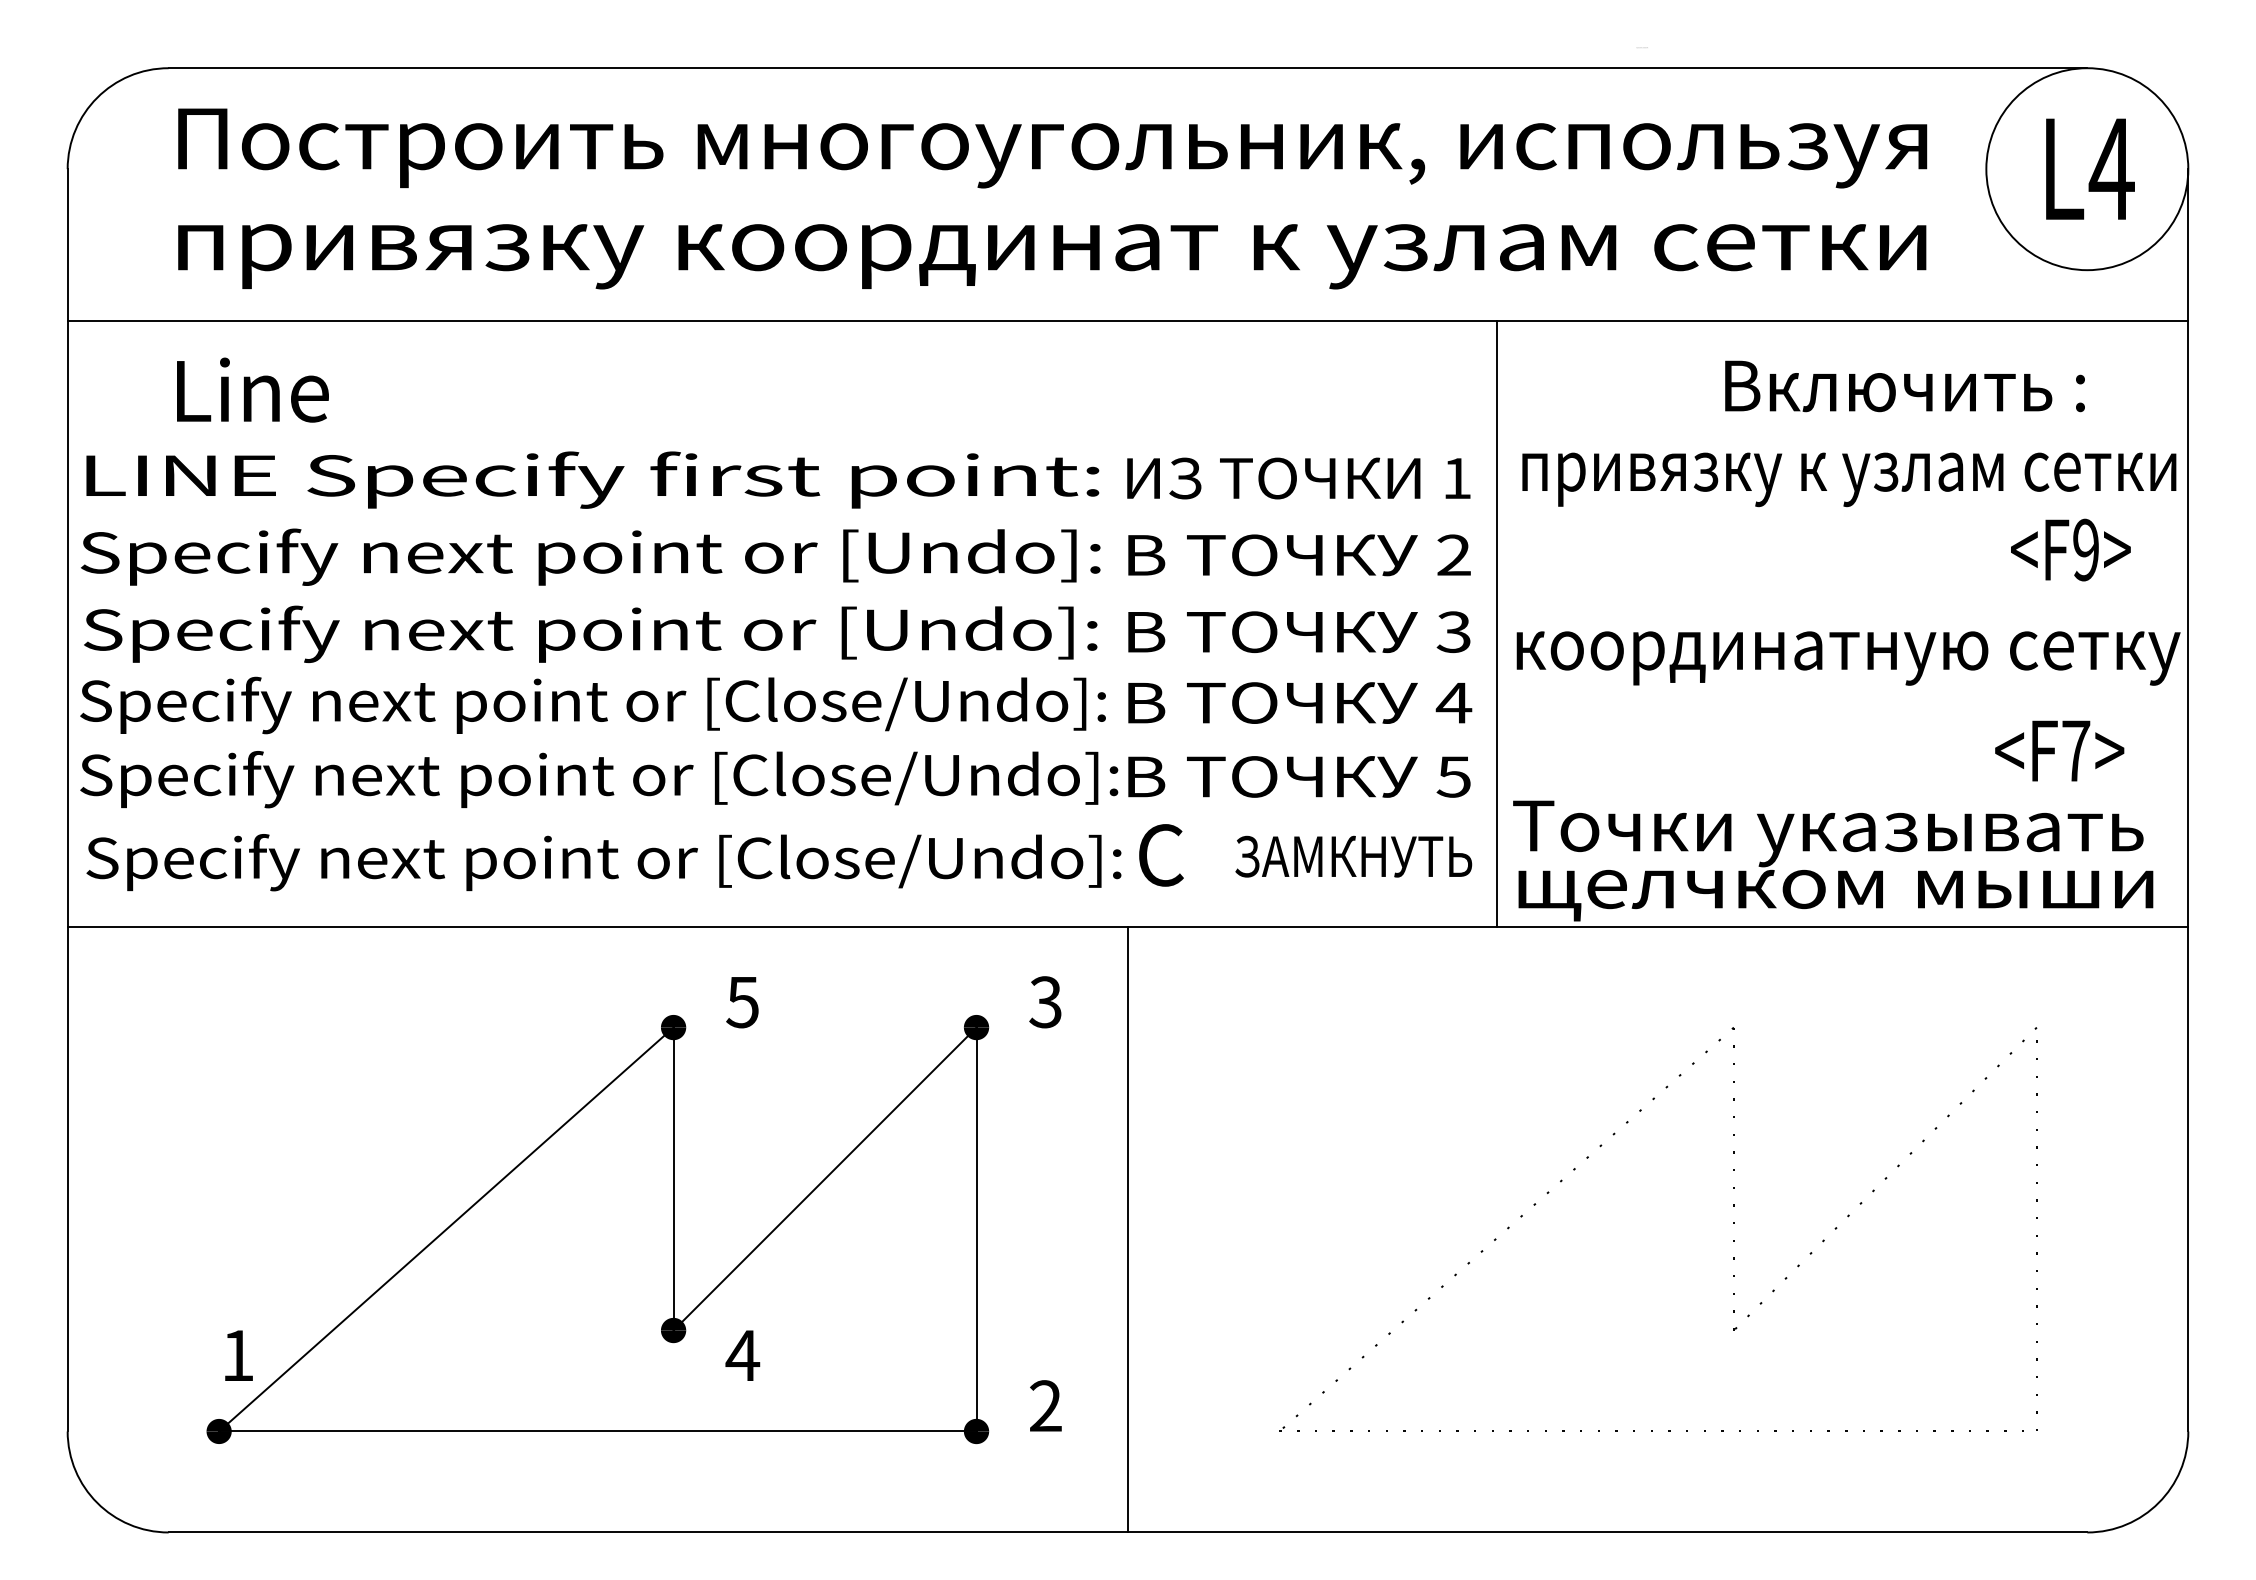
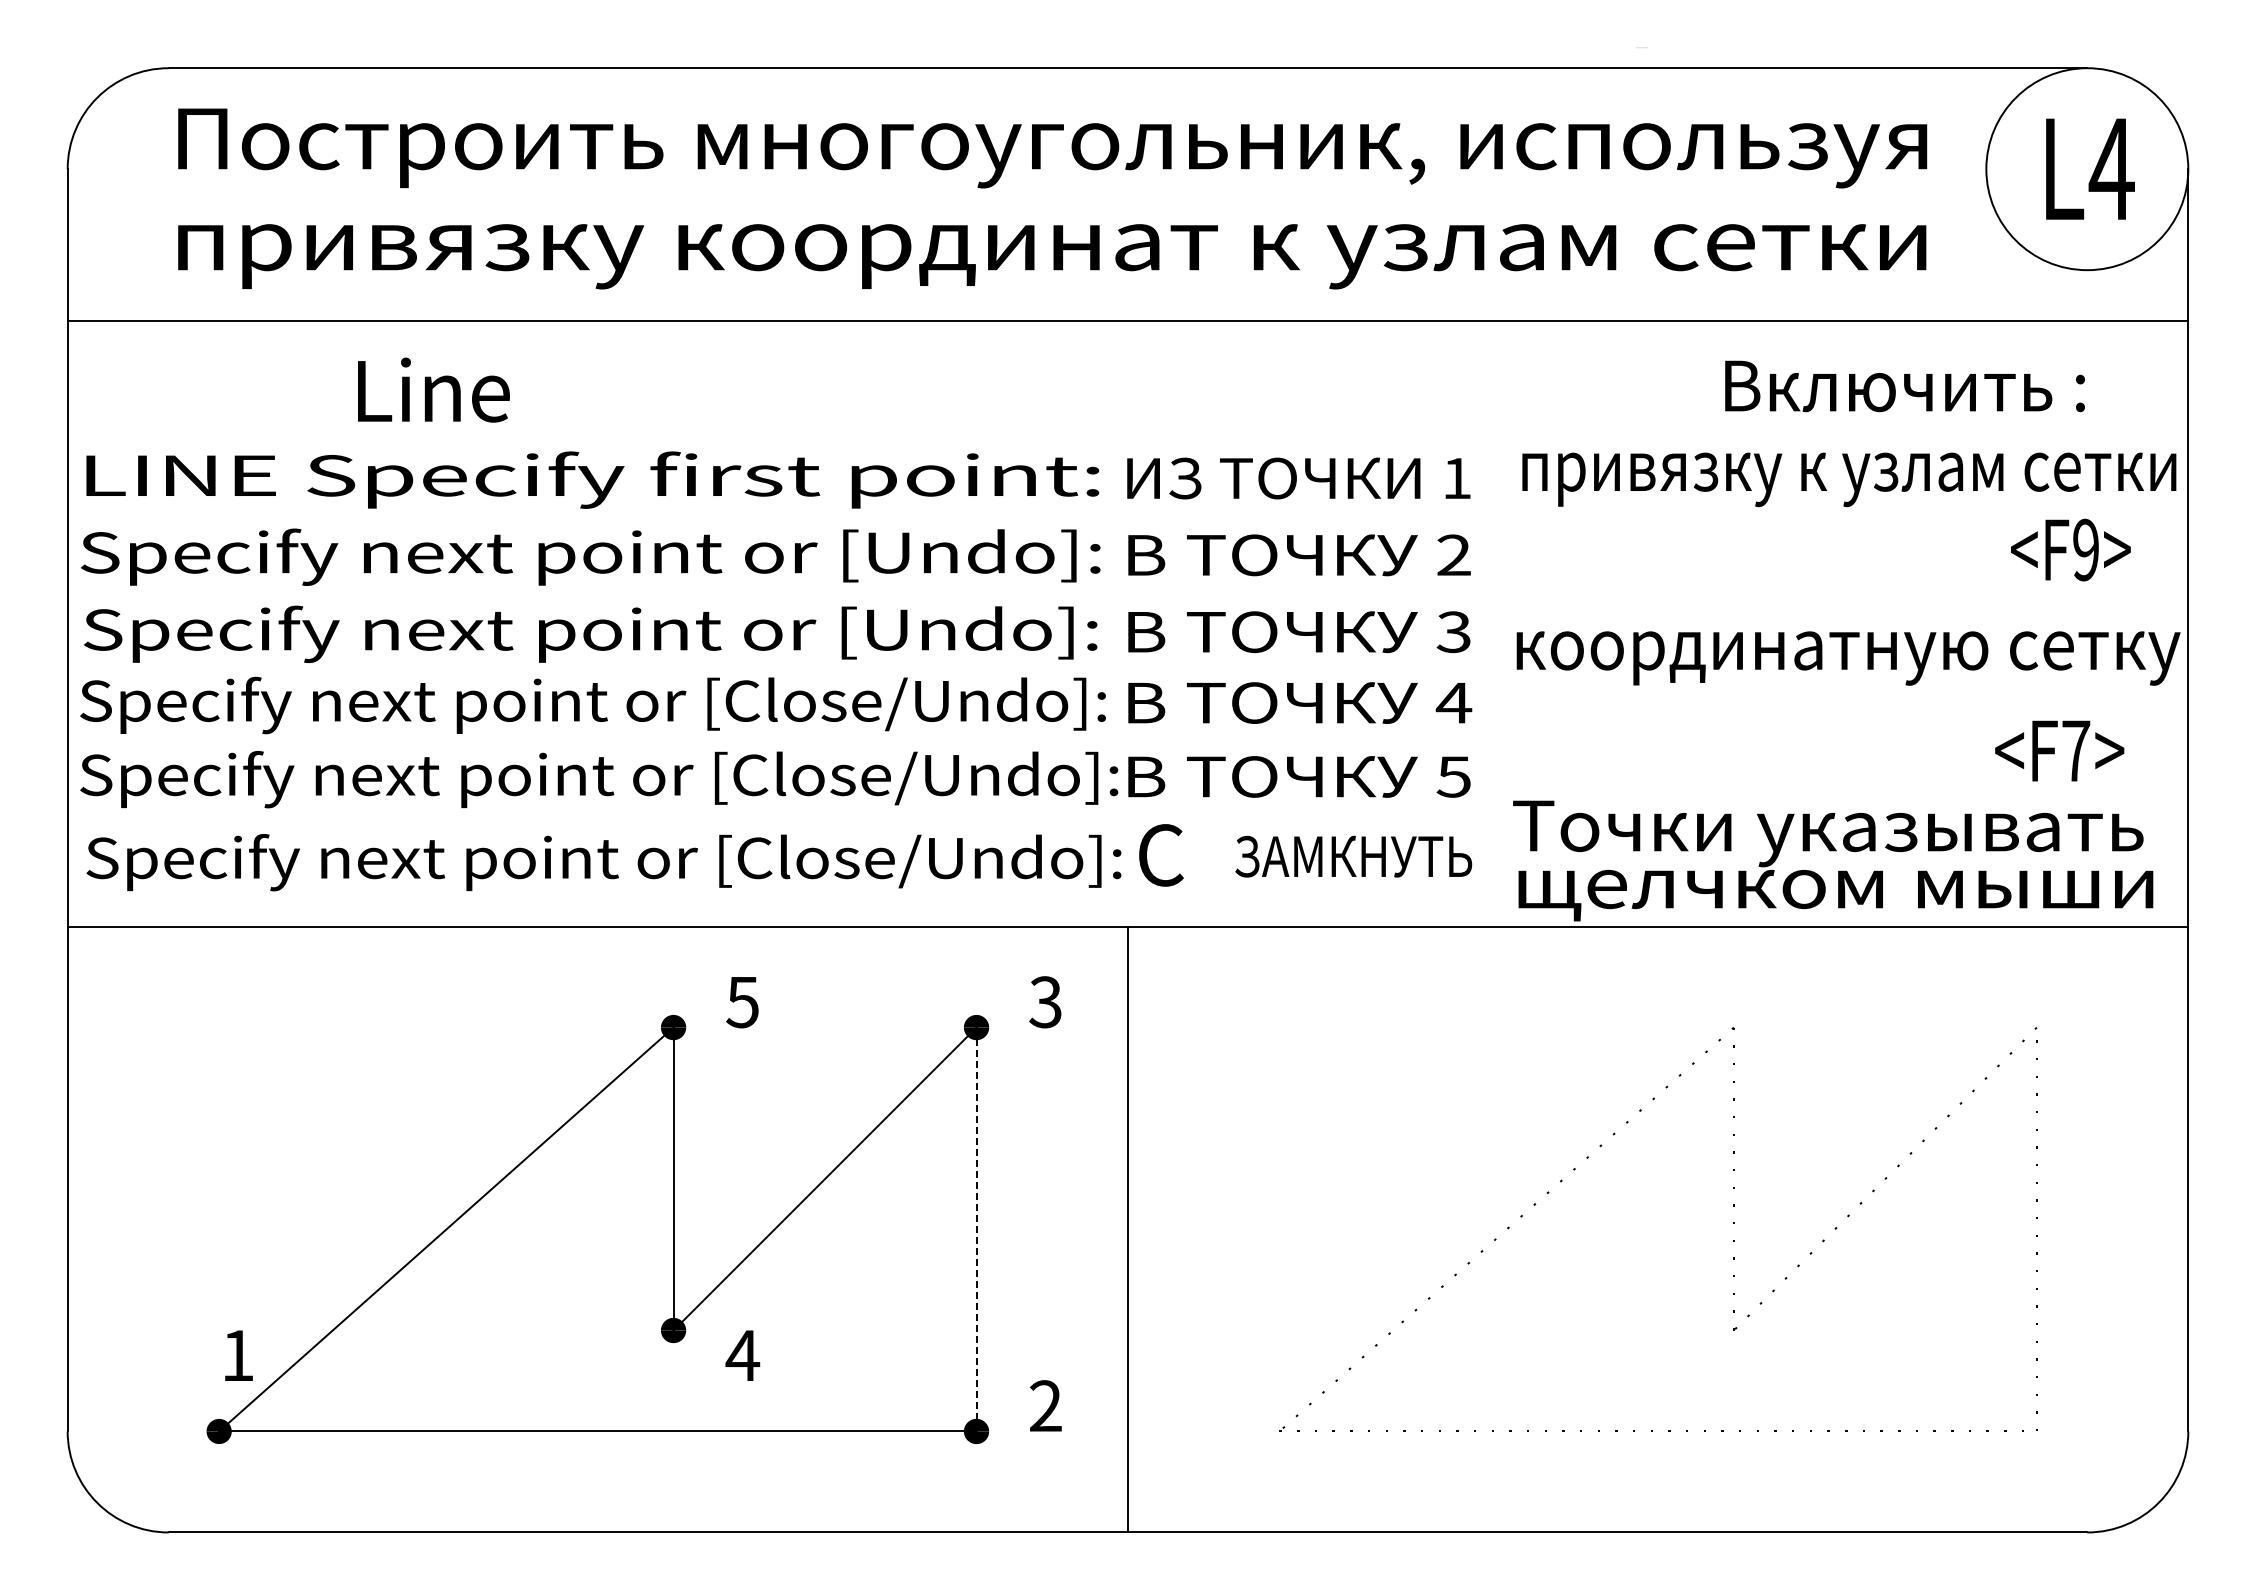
text position: (252, 389) -> (433, 389) (433, 389)
line: present -> none (1496, 623)
line: solid -> dashed (976, 1229)
